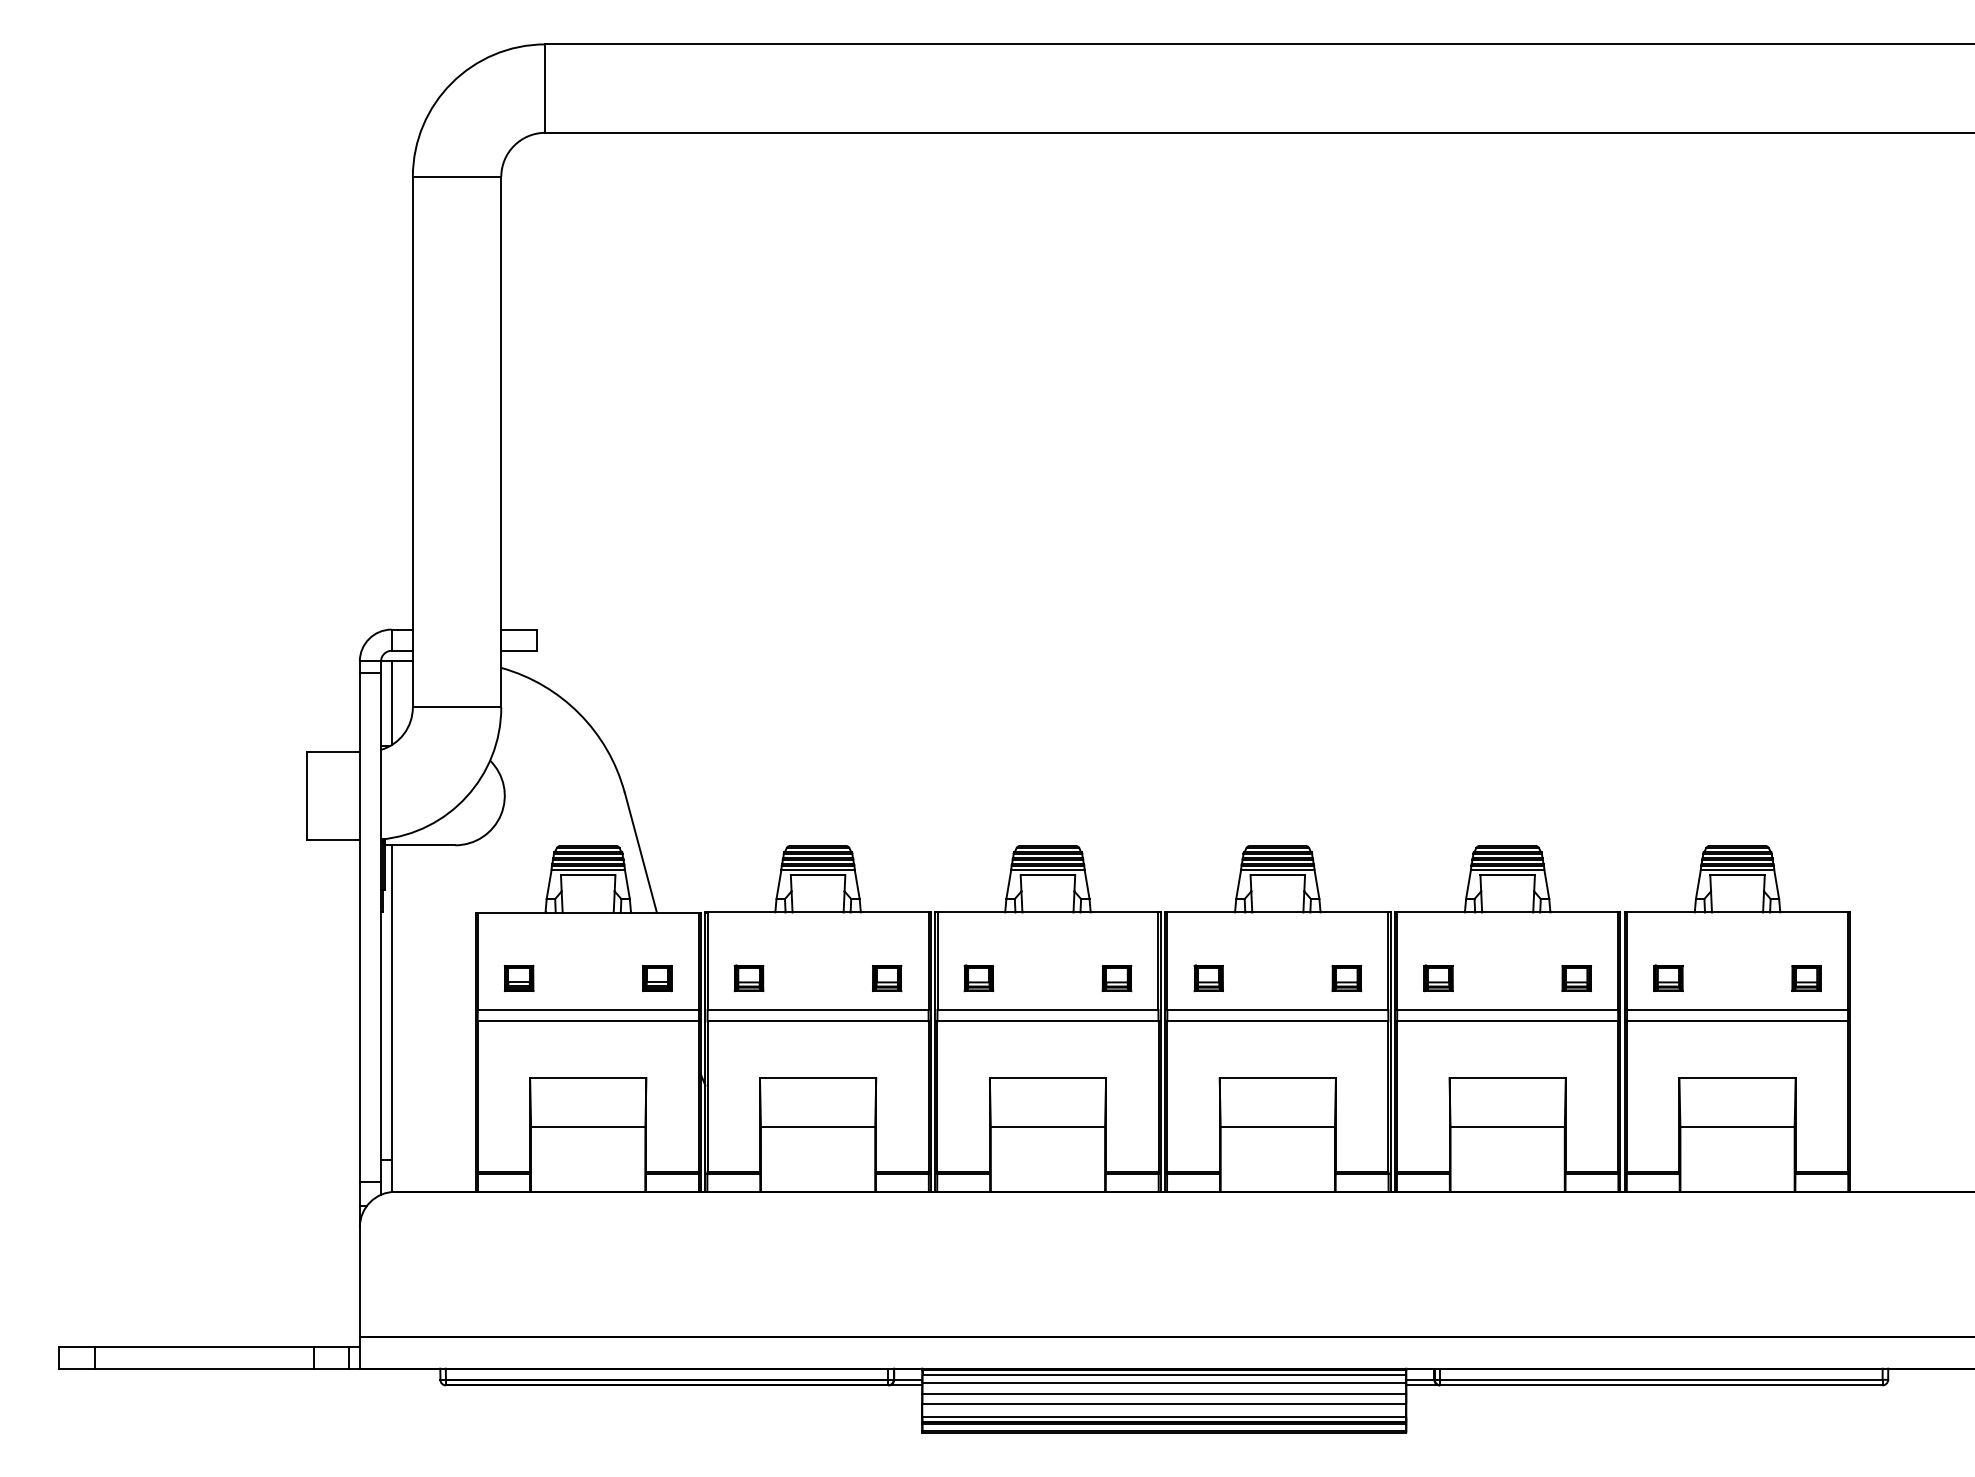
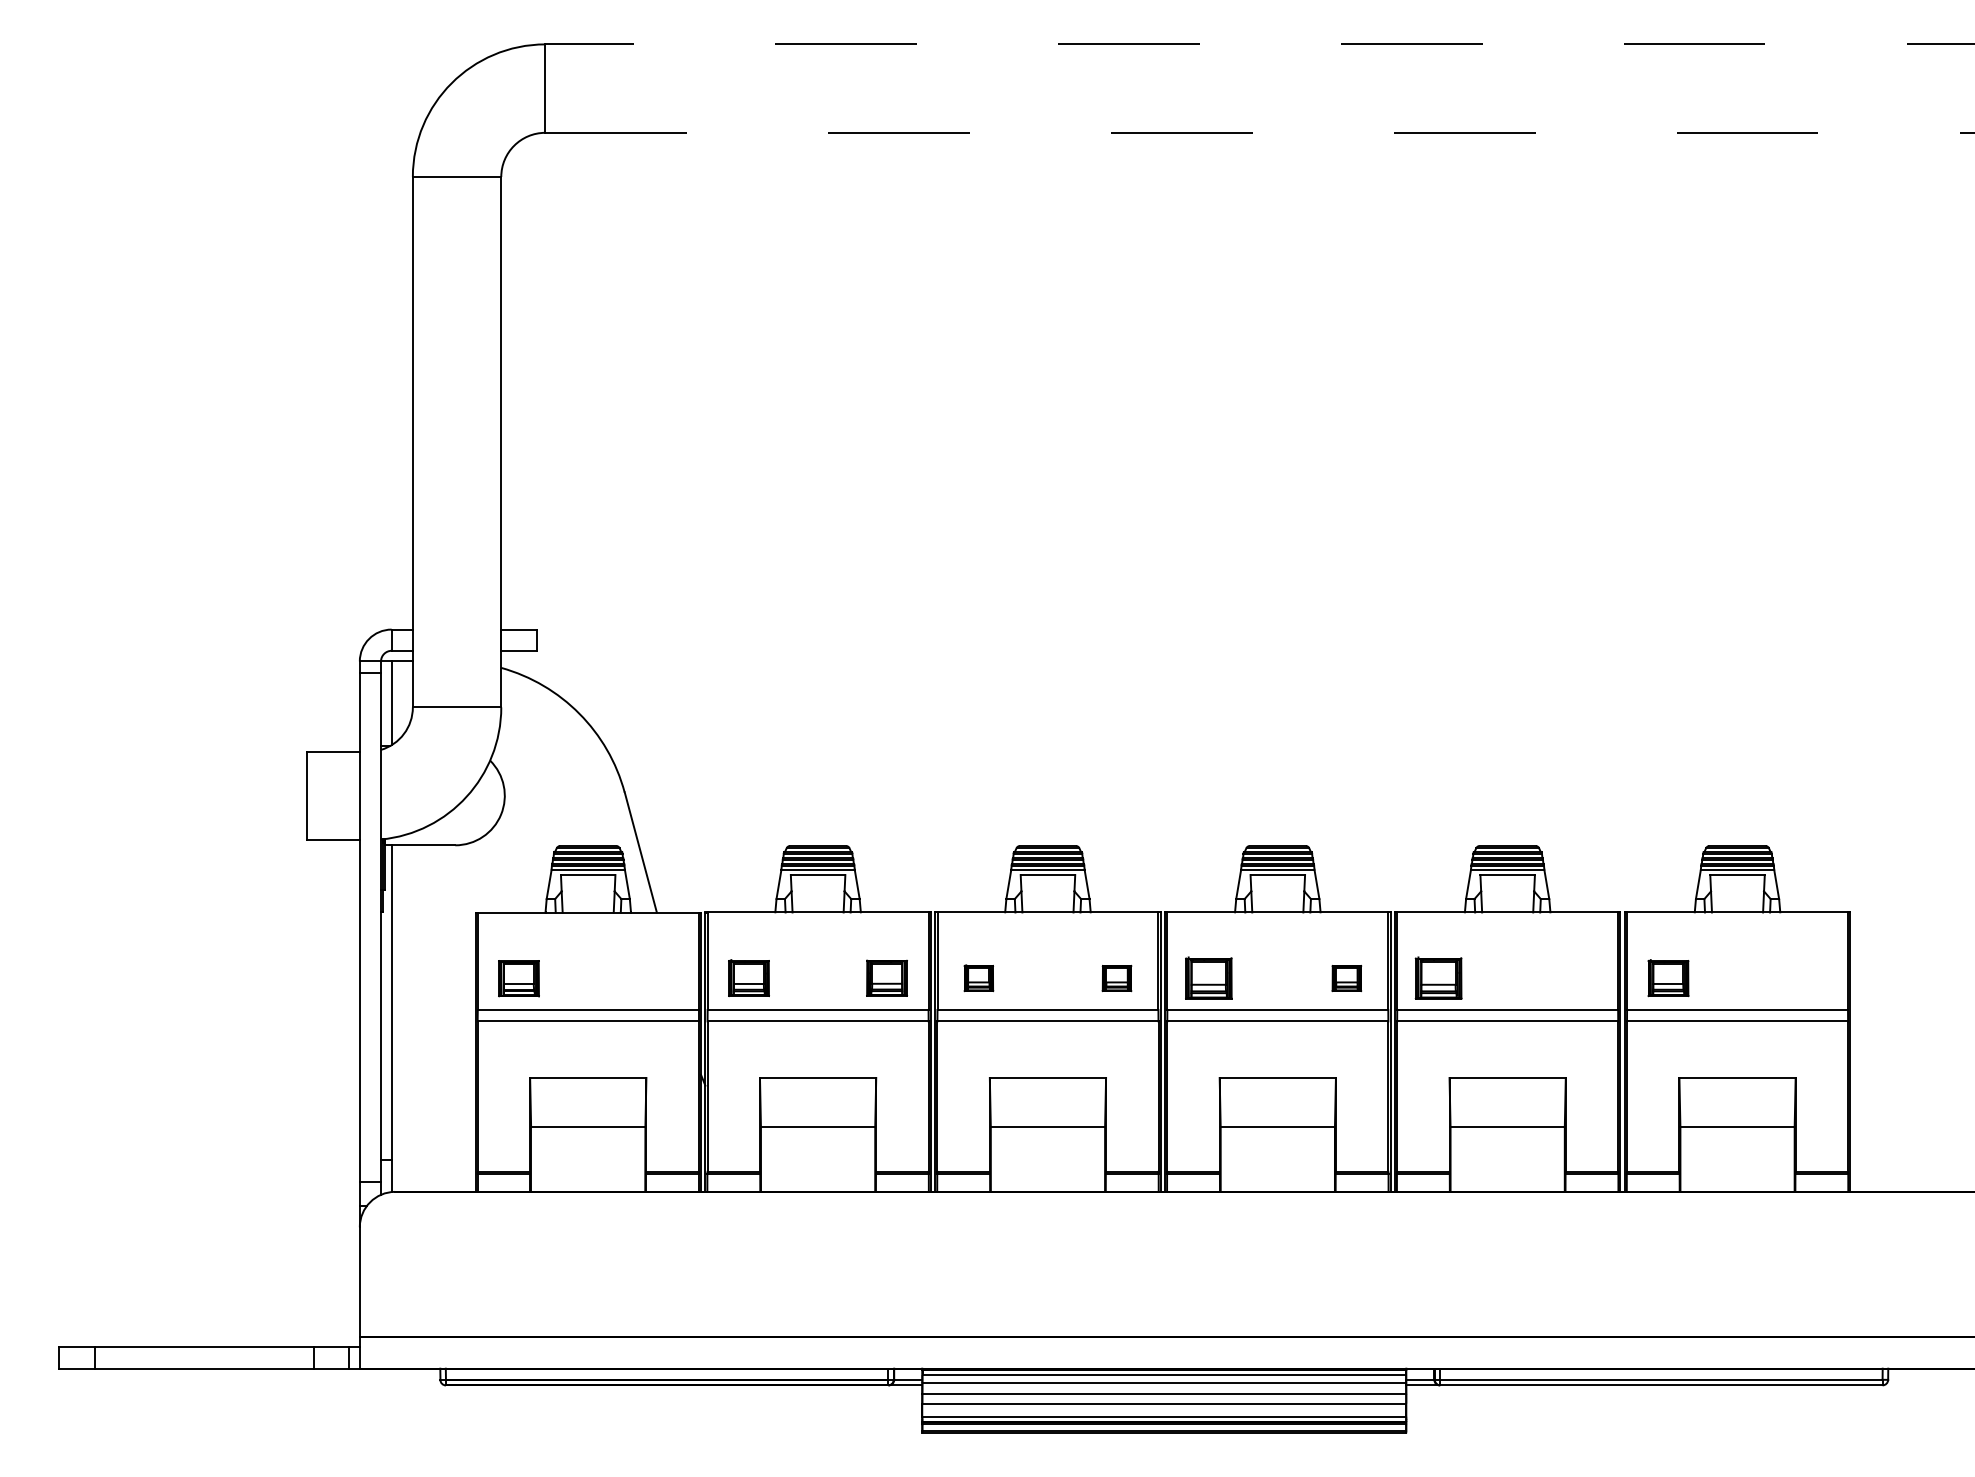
line: solid -> dashed (1259, 44)
line: solid -> dashed (1260, 132)
part size: 31x28 px -> 42x38 px (518, 978)
part: present -> none (657, 978)
part size: 32x29 px -> 42x38 px (748, 977)
part size: 31x28 px -> 42x38 px (886, 977)
part size: 31x29 px -> 48x44 px (1208, 977)
part size: 31x29 px -> 49x44 px (1438, 977)
part: present -> none (1576, 978)
part size: 31x29 px -> 43x39 px (1668, 978)
part: present -> none (1806, 978)
